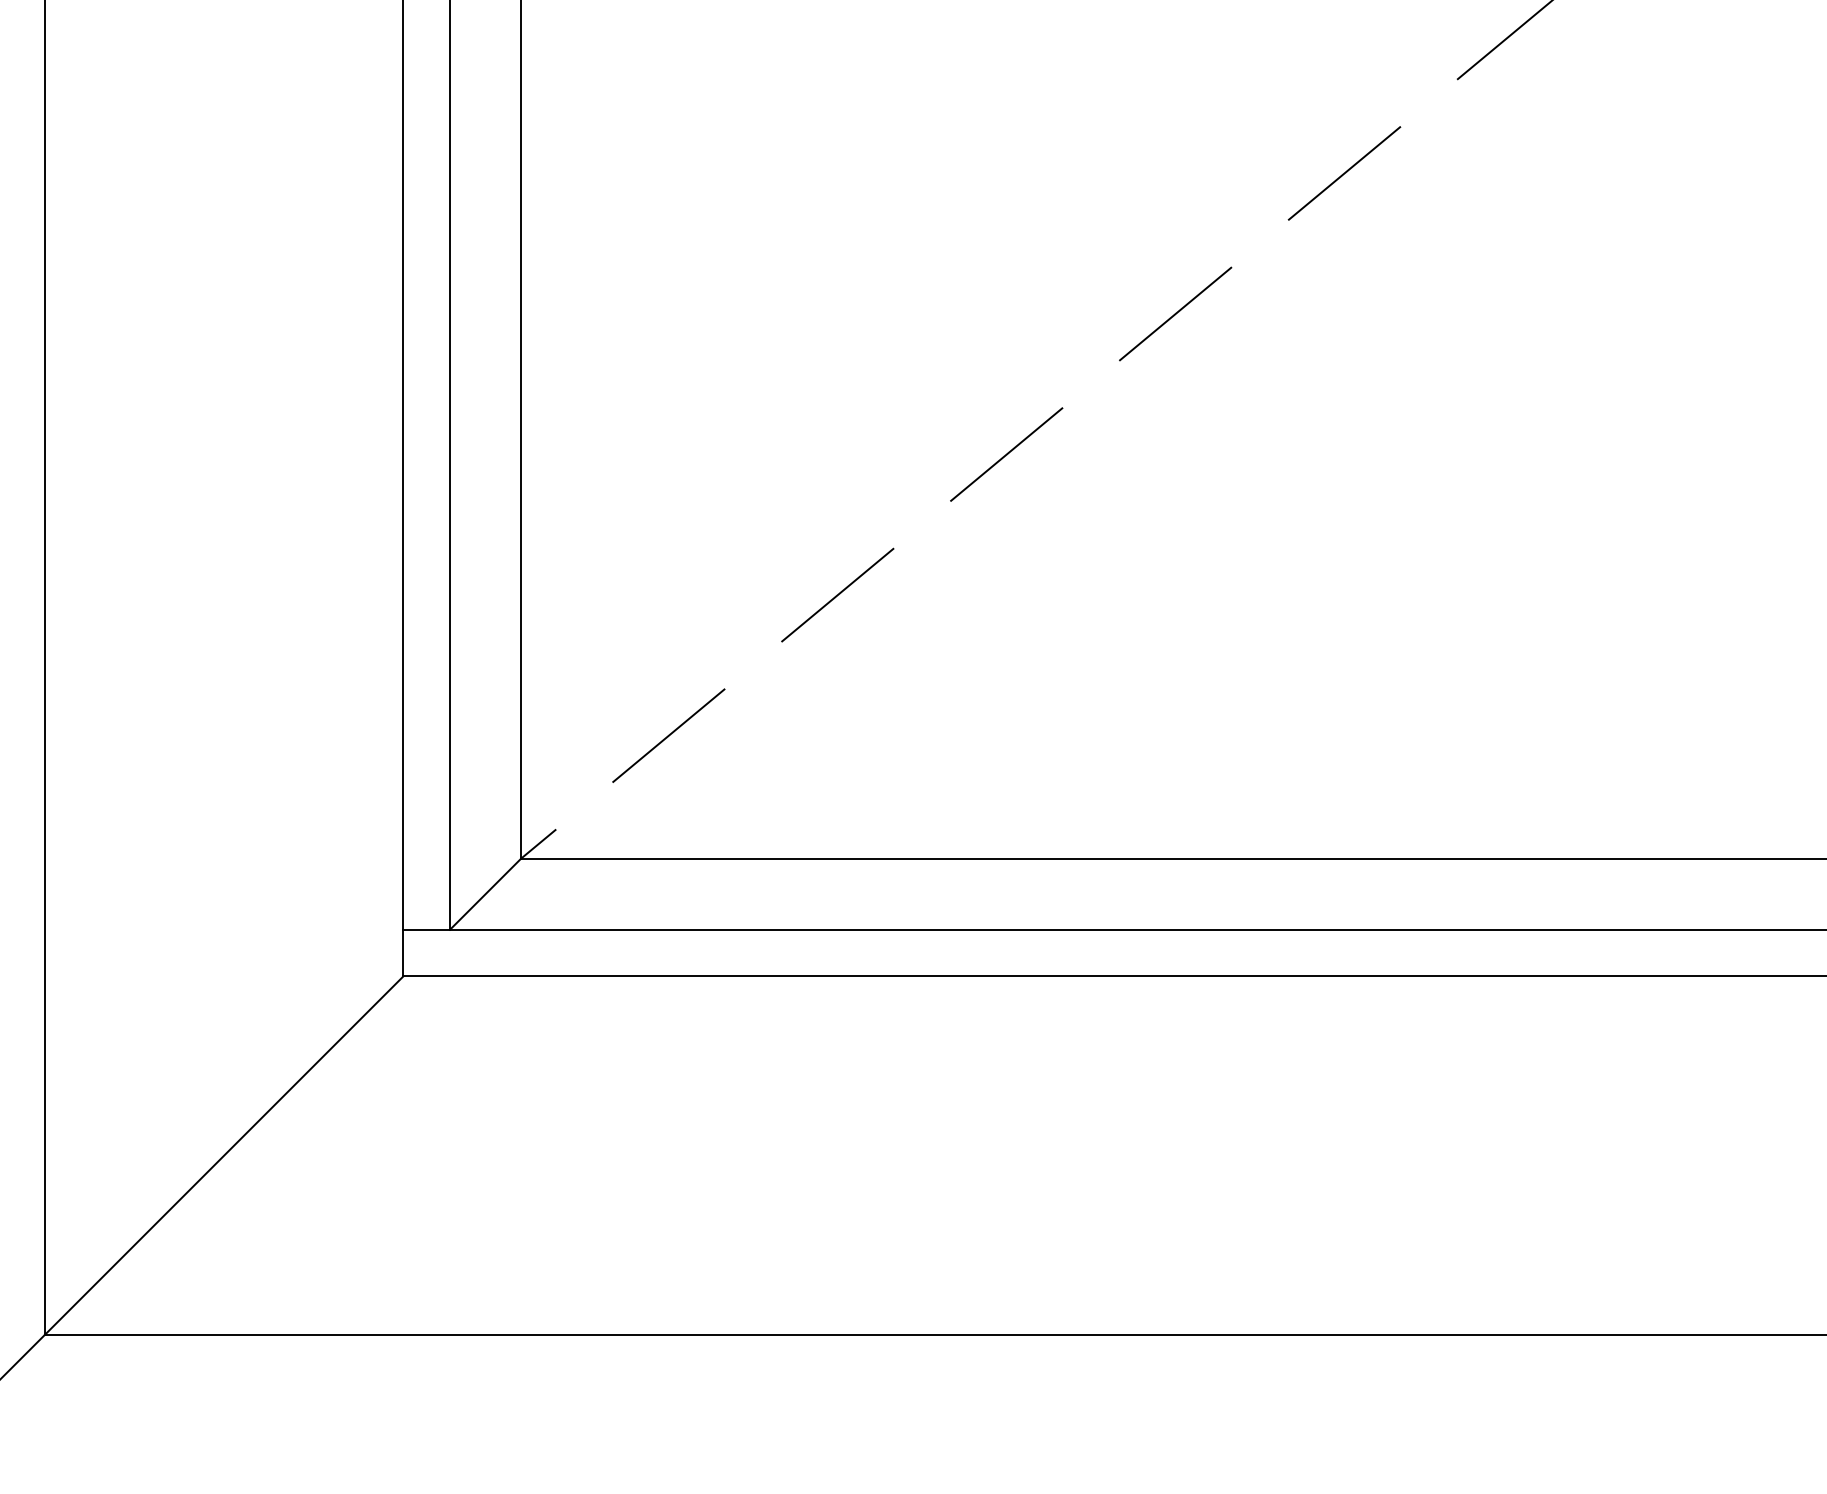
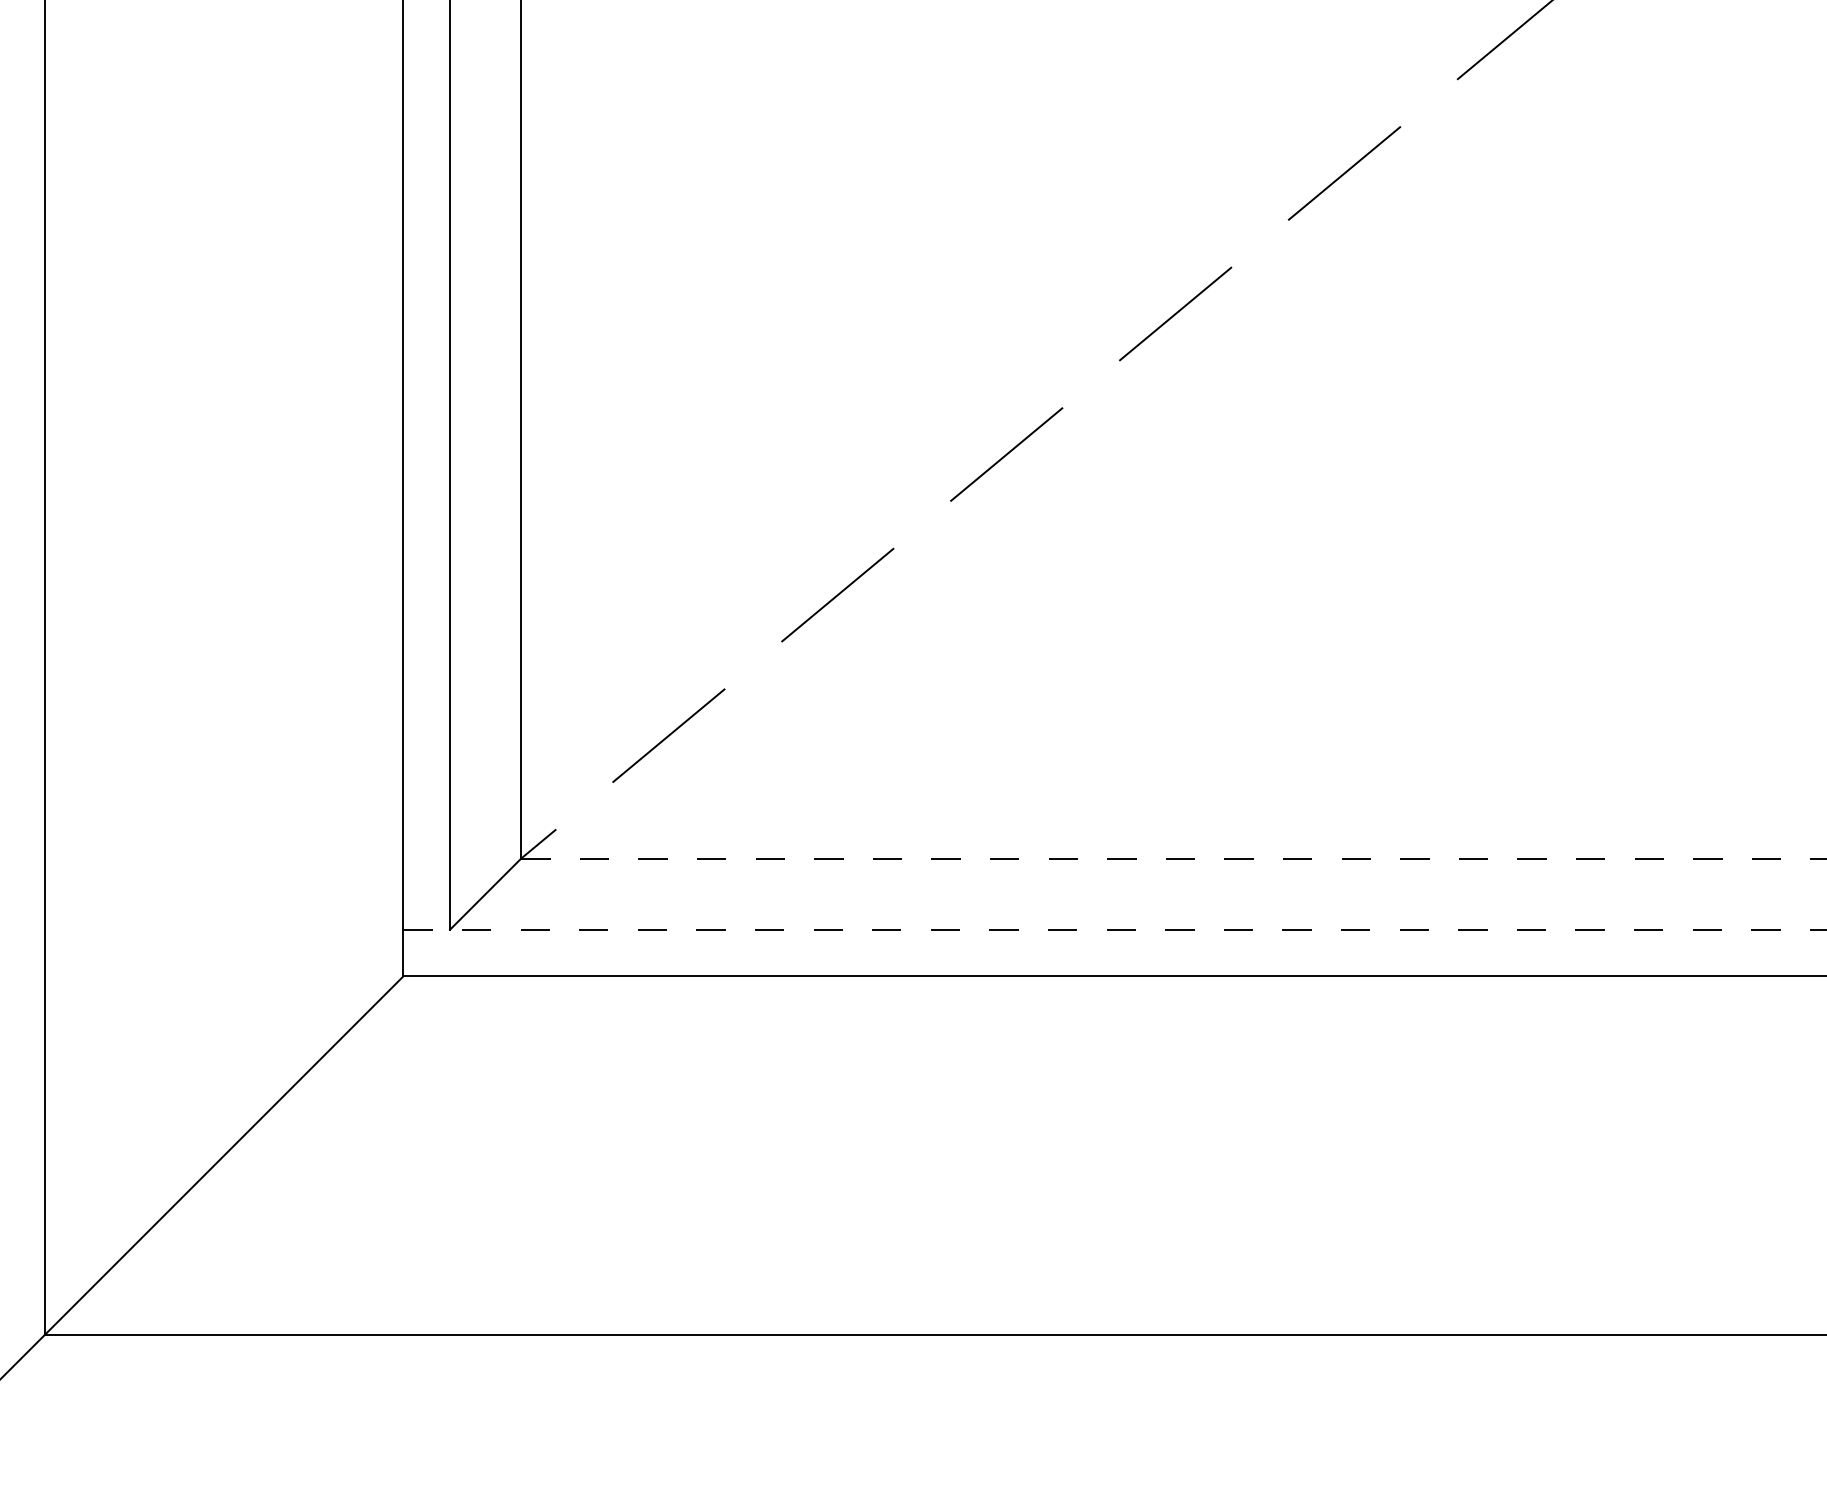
line: solid -> dashed (1174, 858)
line: solid -> dashed (1114, 929)
